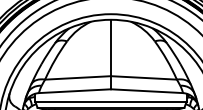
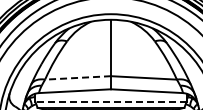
line: solid -> dashed (78, 77)
line: solid -> dashed (110, 101)
